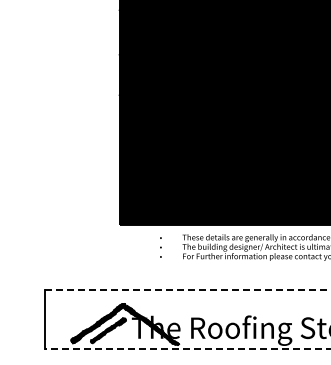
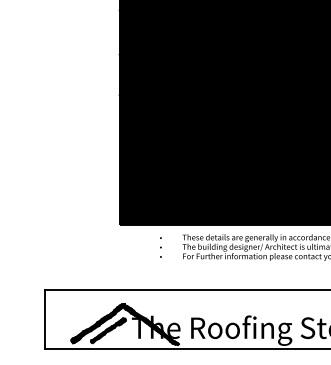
line: dashed -> solid (187, 289)
line: dashed -> solid (187, 349)
